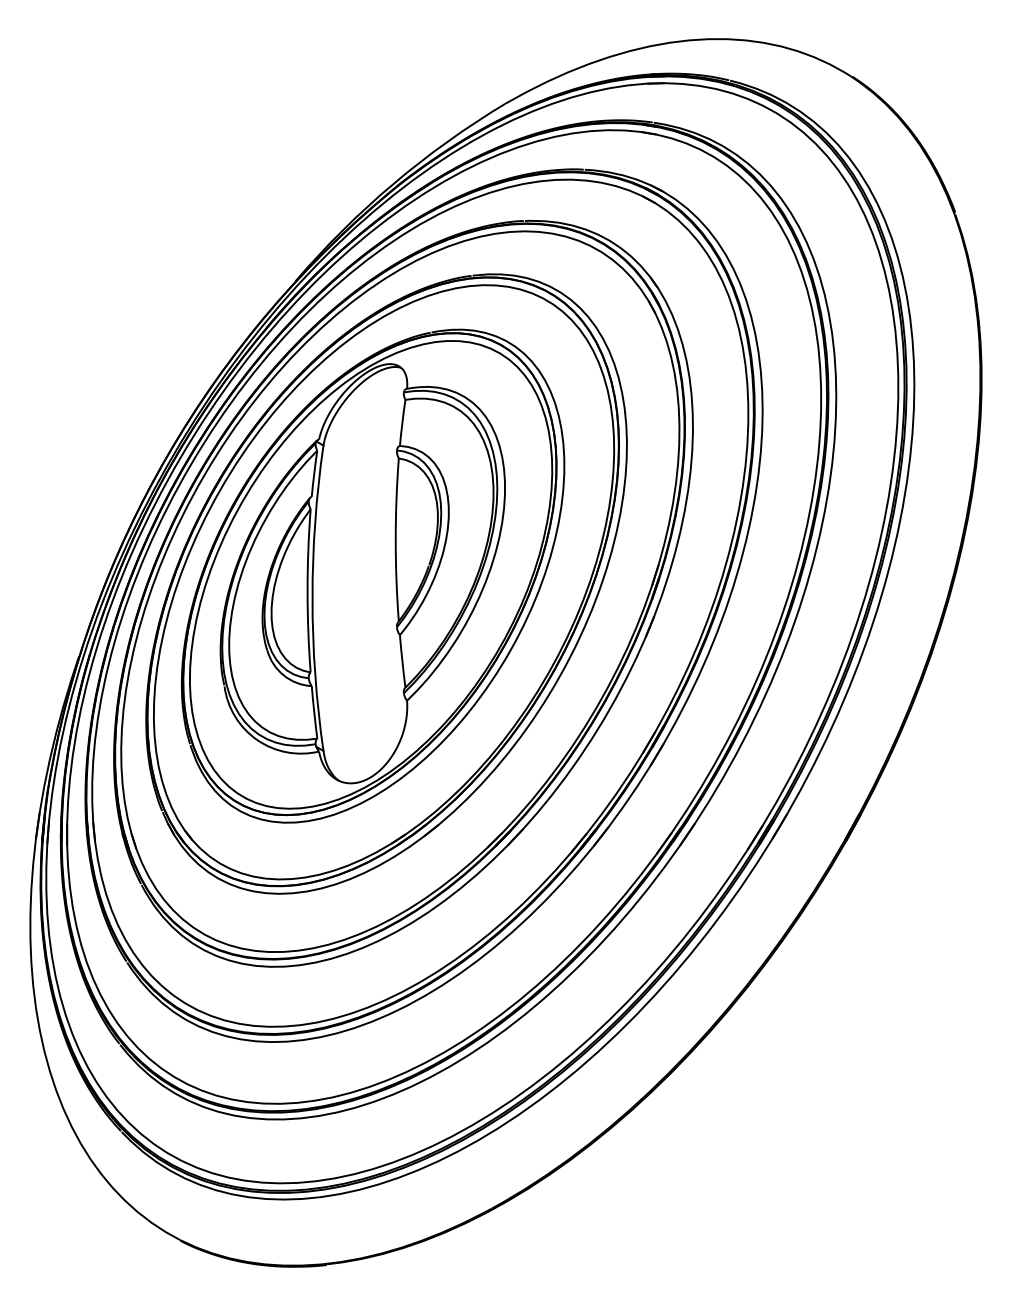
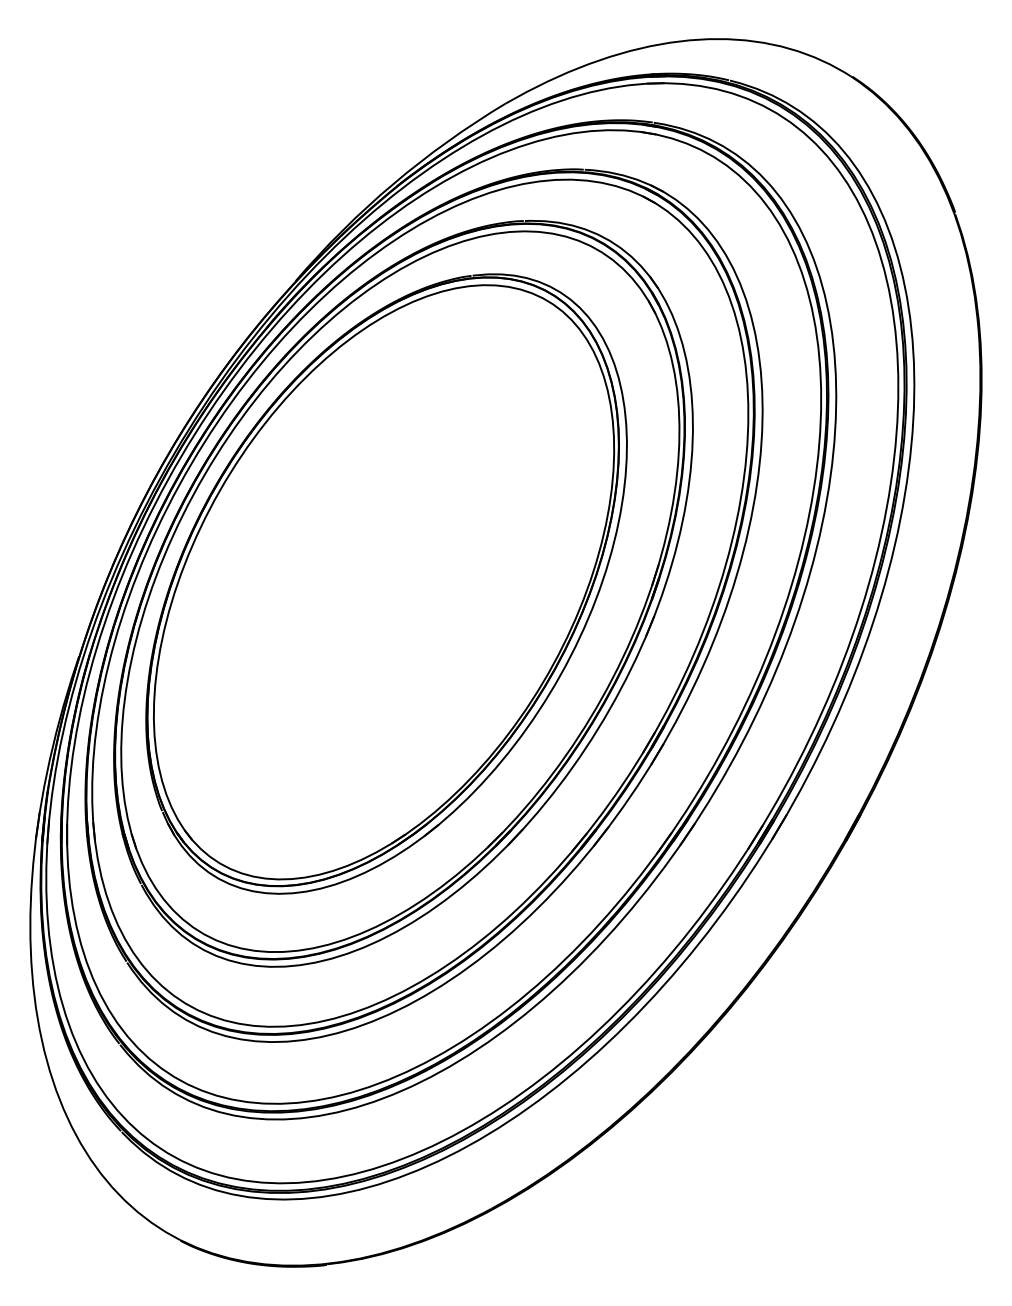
part: present -> none (373, 575)
